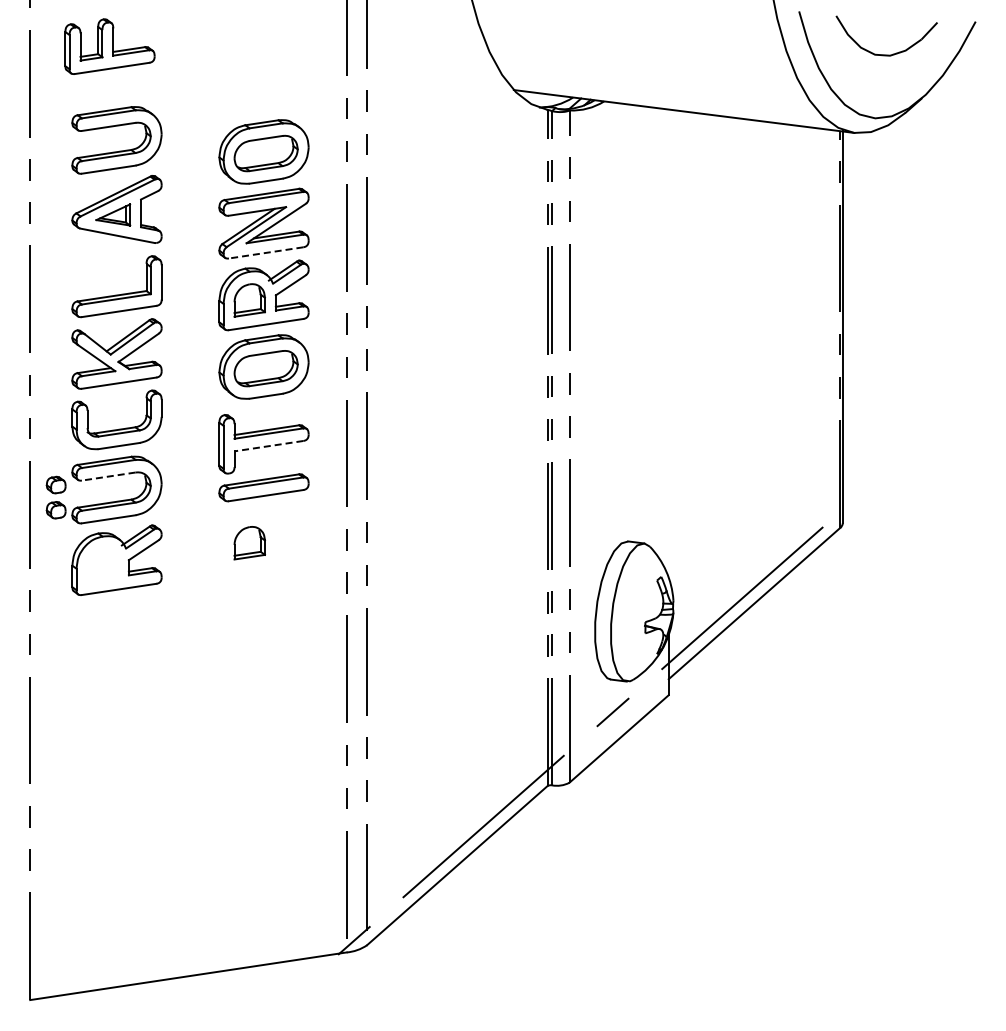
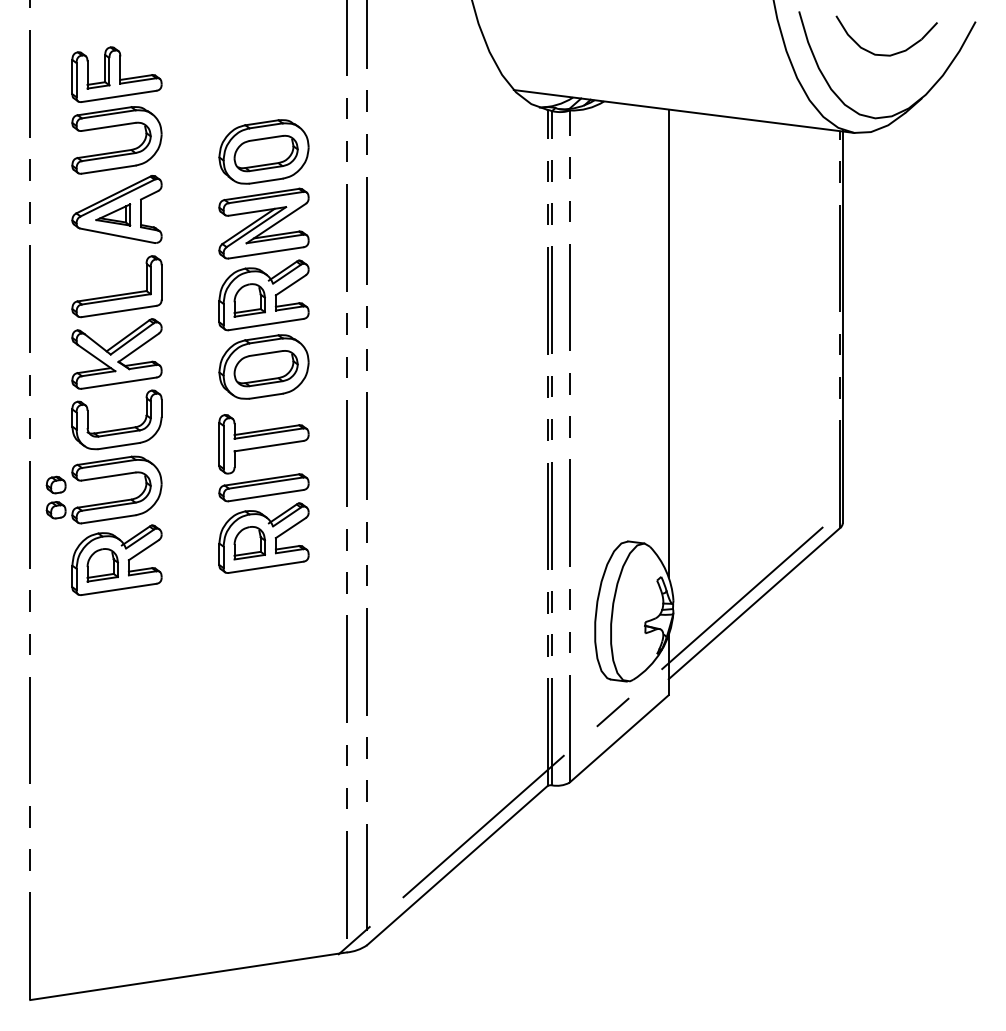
part position: (109, 46) -> (116, 74) (116, 74)
line: dashed -> solid (266, 252)
line: none -> present (668, 343)
line: dashed -> solid (268, 446)
line: dashed -> solid (108, 476)
part: none -> present (263, 537)
part: none -> present (102, 565)
